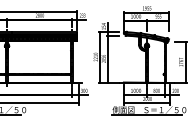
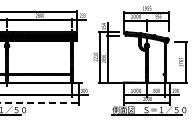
line: solid -> dashed (39, 103)
